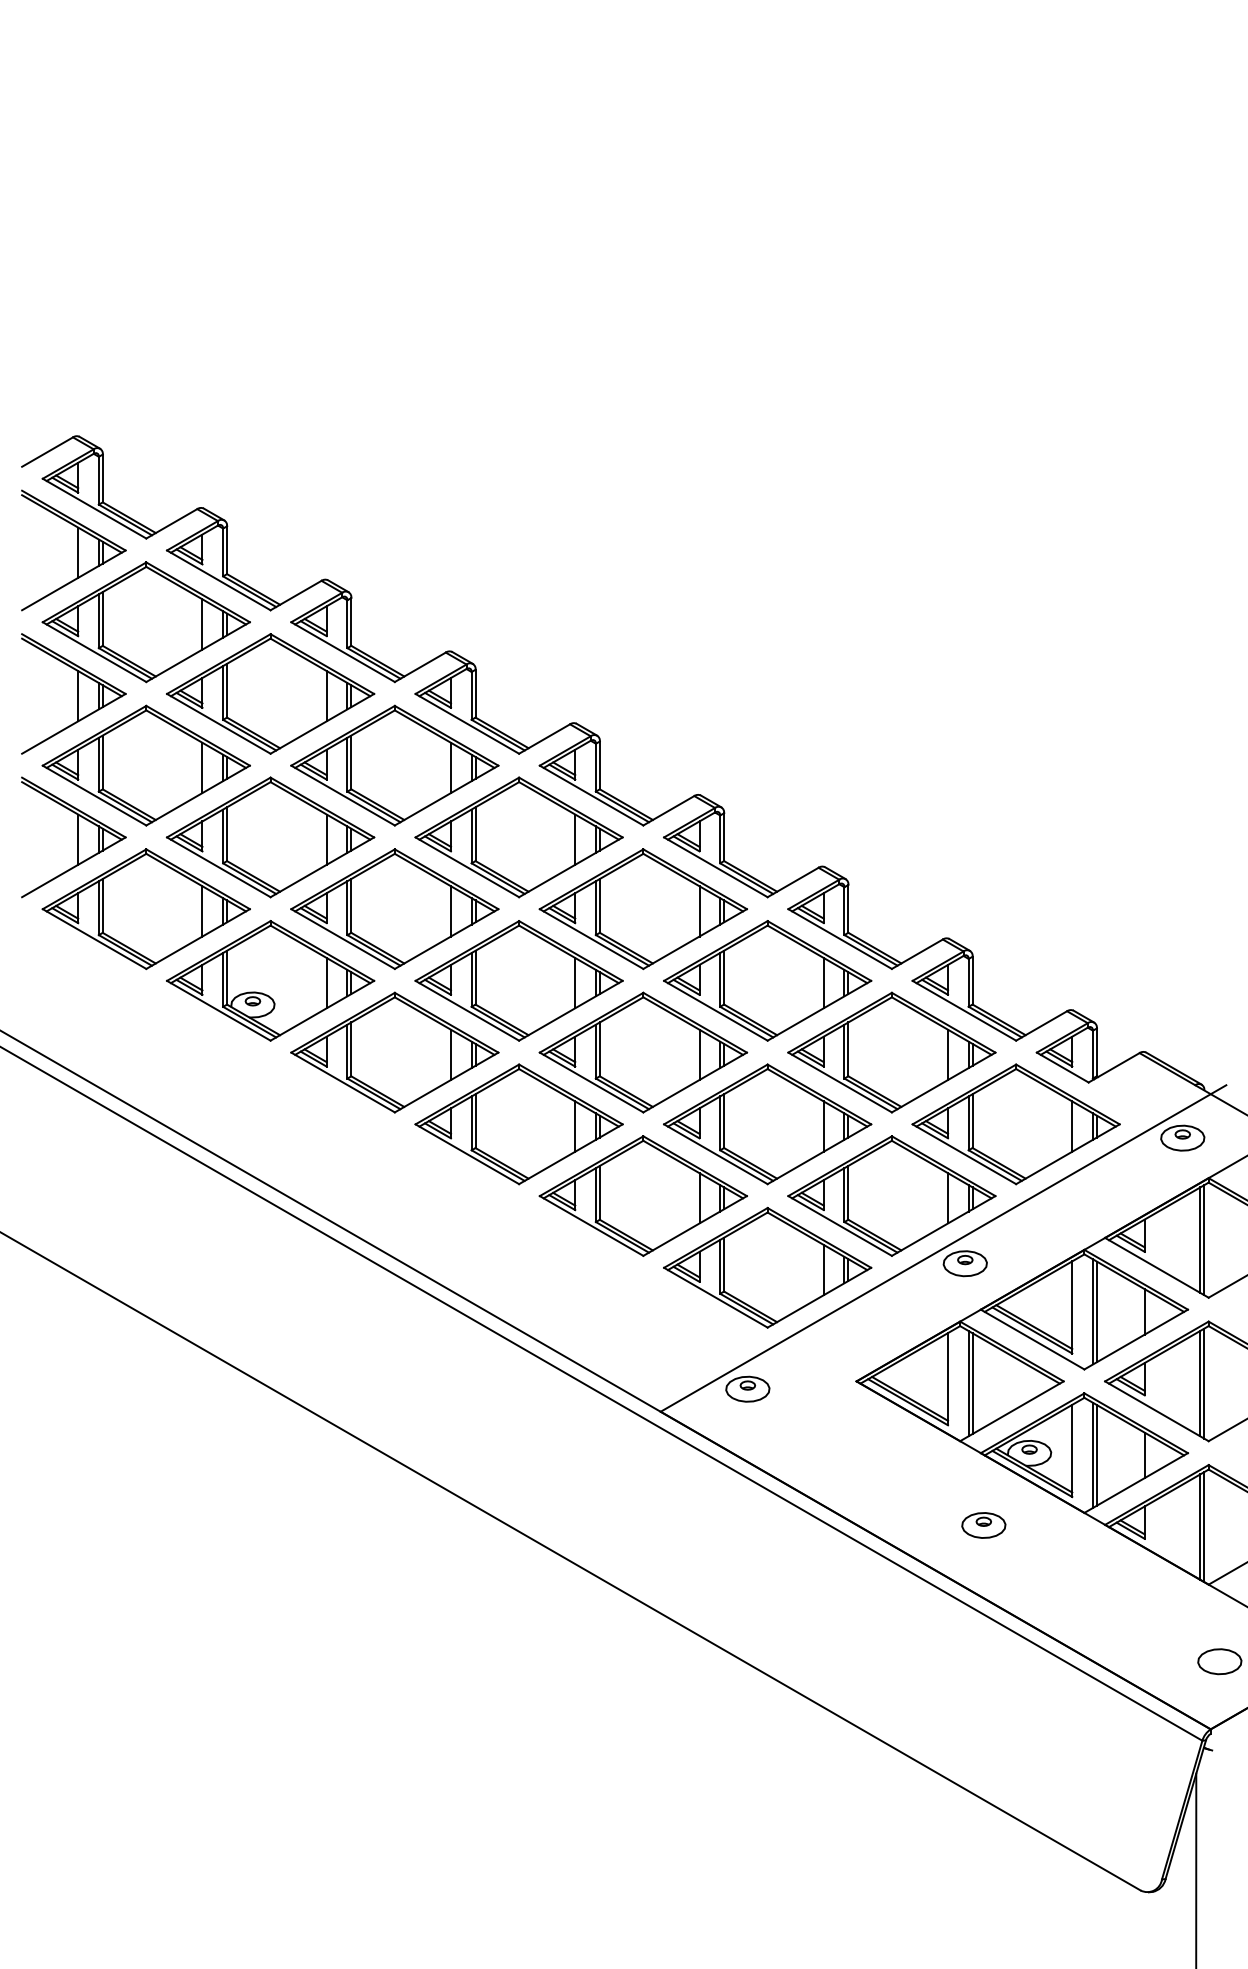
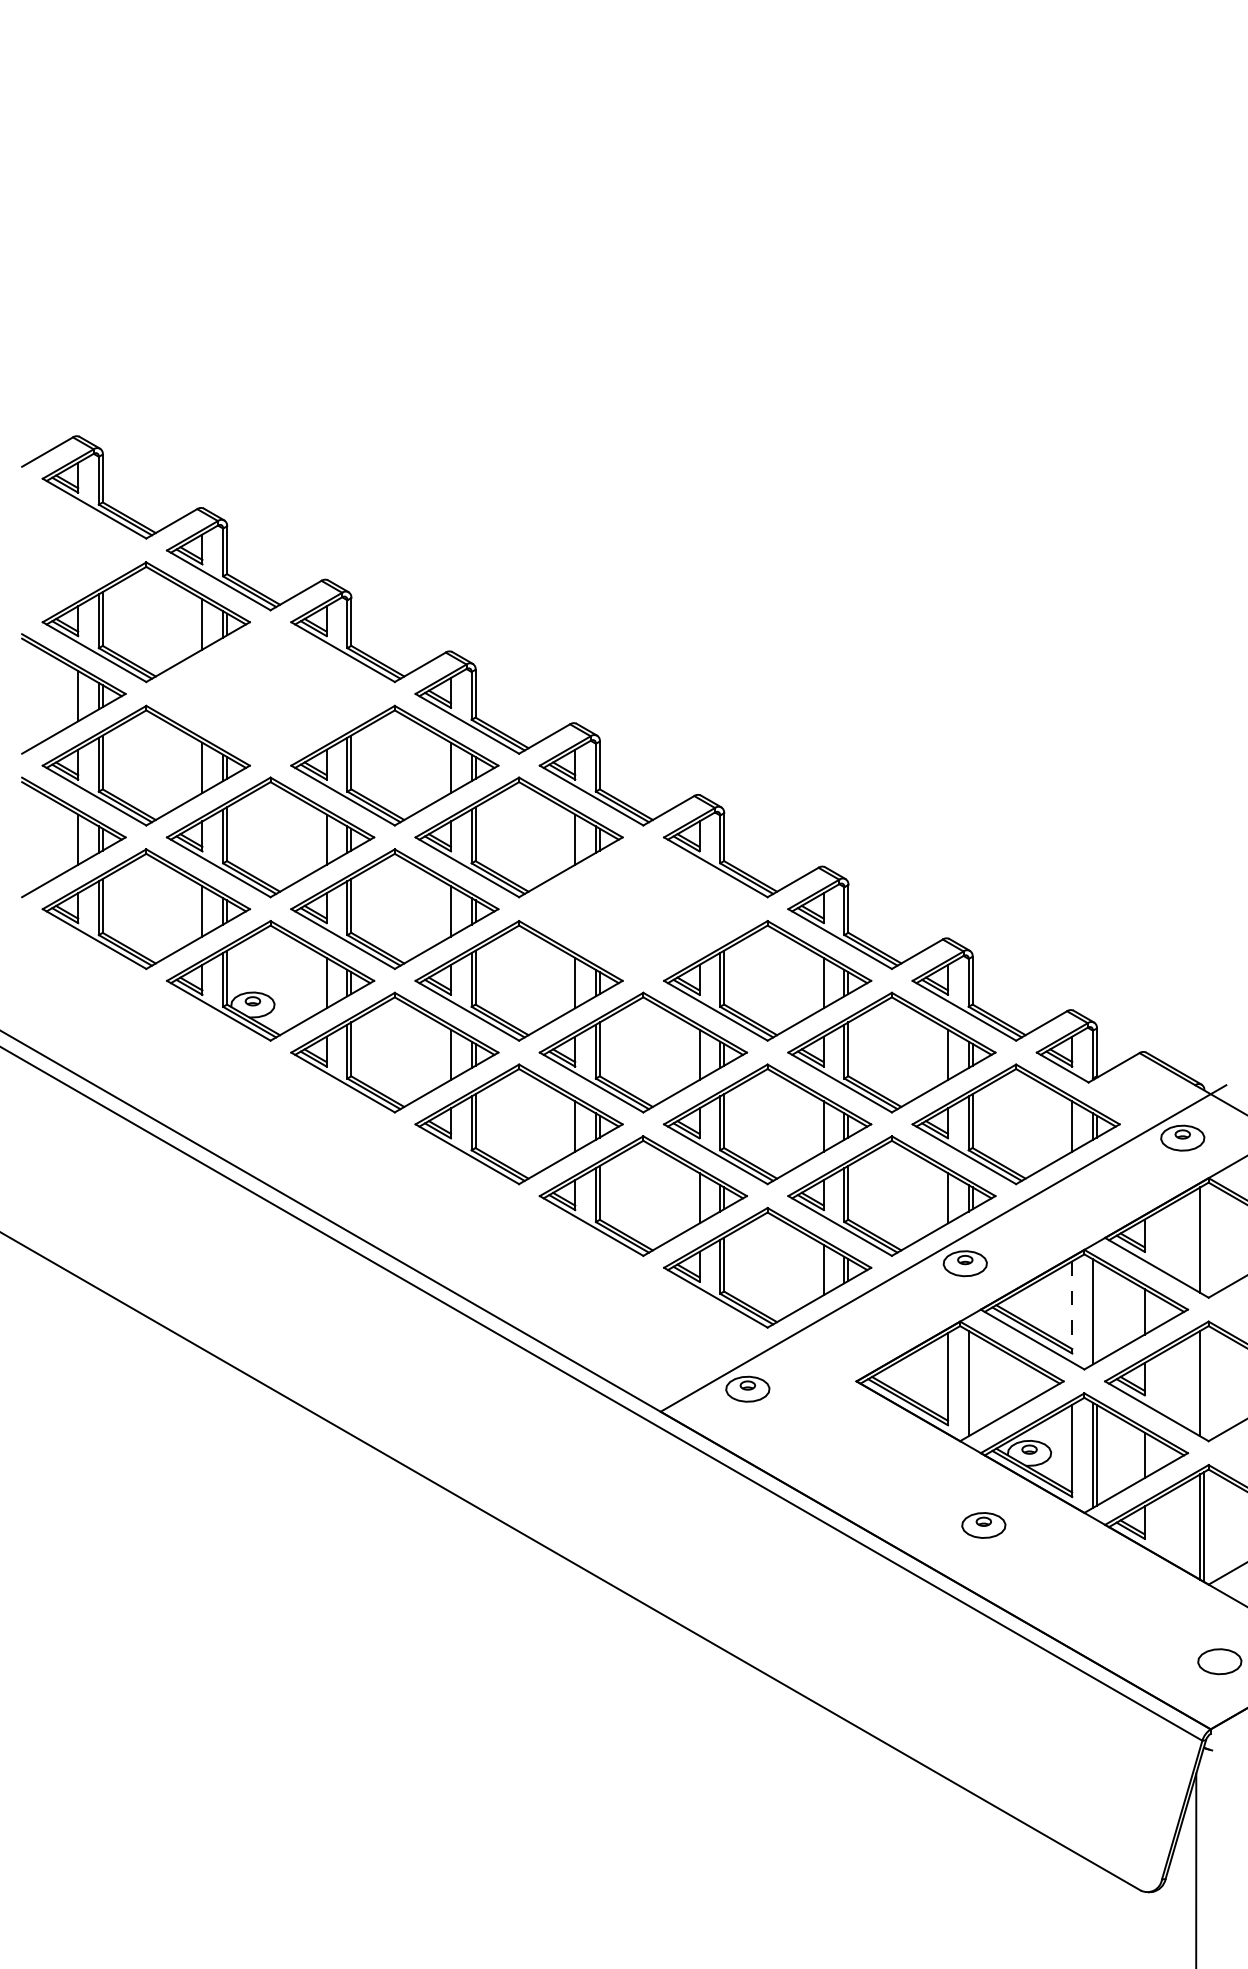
part: present -> none (73, 550)
part: present -> none (270, 693)
part: present -> none (642, 909)
line: present -> none (1204, 1240)
line: solid -> dashed (1072, 1307)
line: present -> none (1096, 1311)
line: present -> none (972, 1383)
line: present -> none (1204, 1383)
